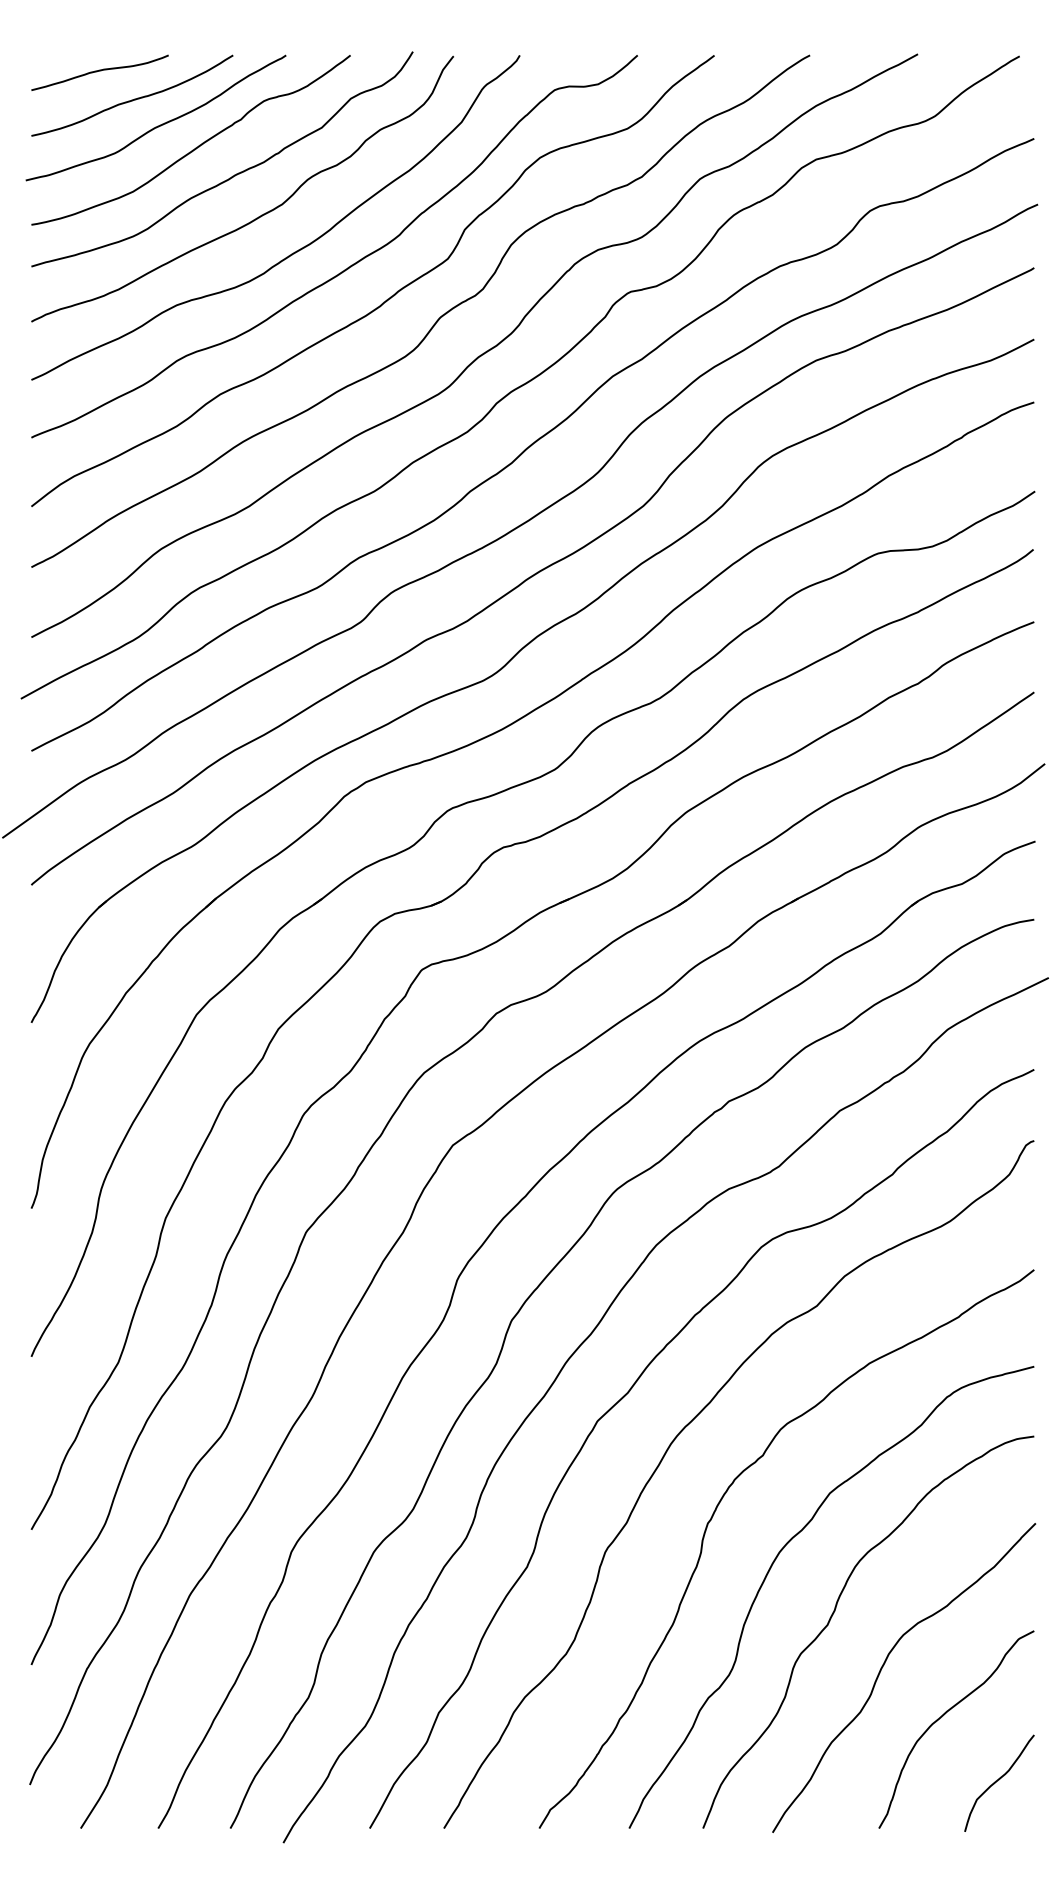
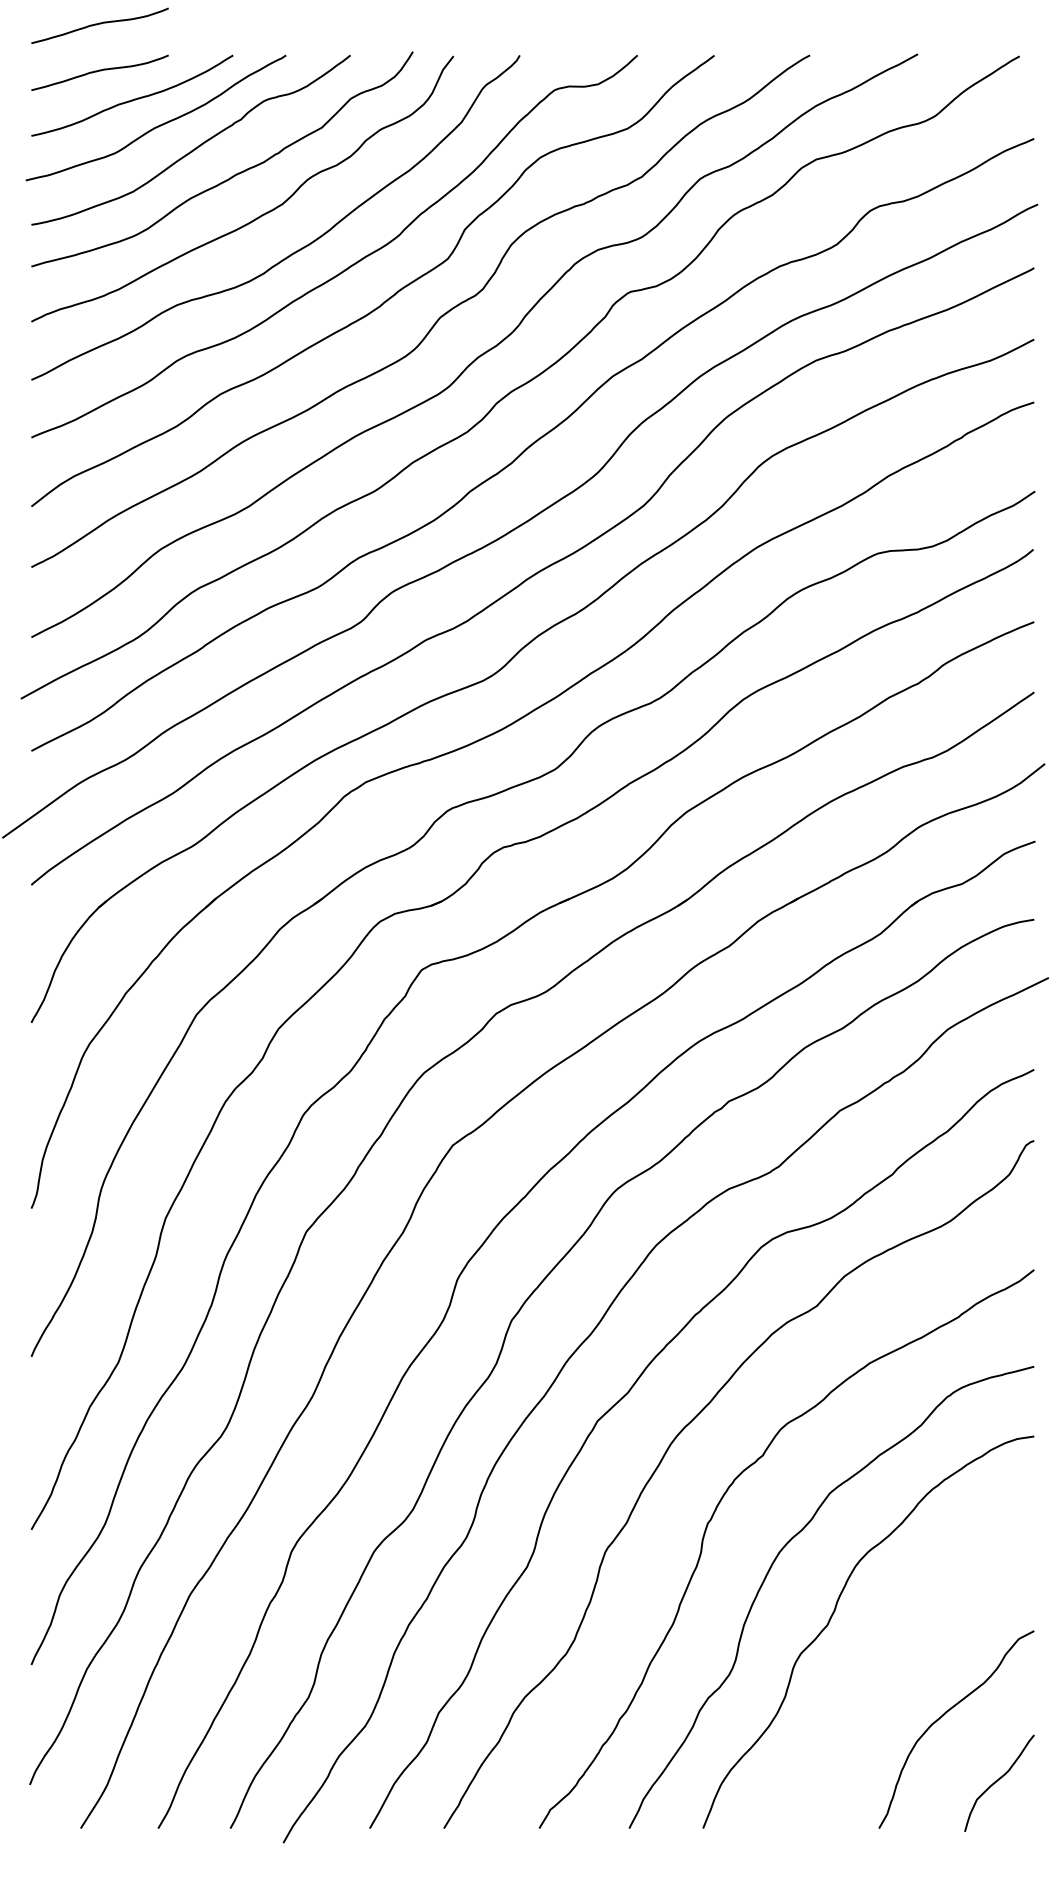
curve: none -> present (99, 24)
curve: present -> none (883, 1667)
